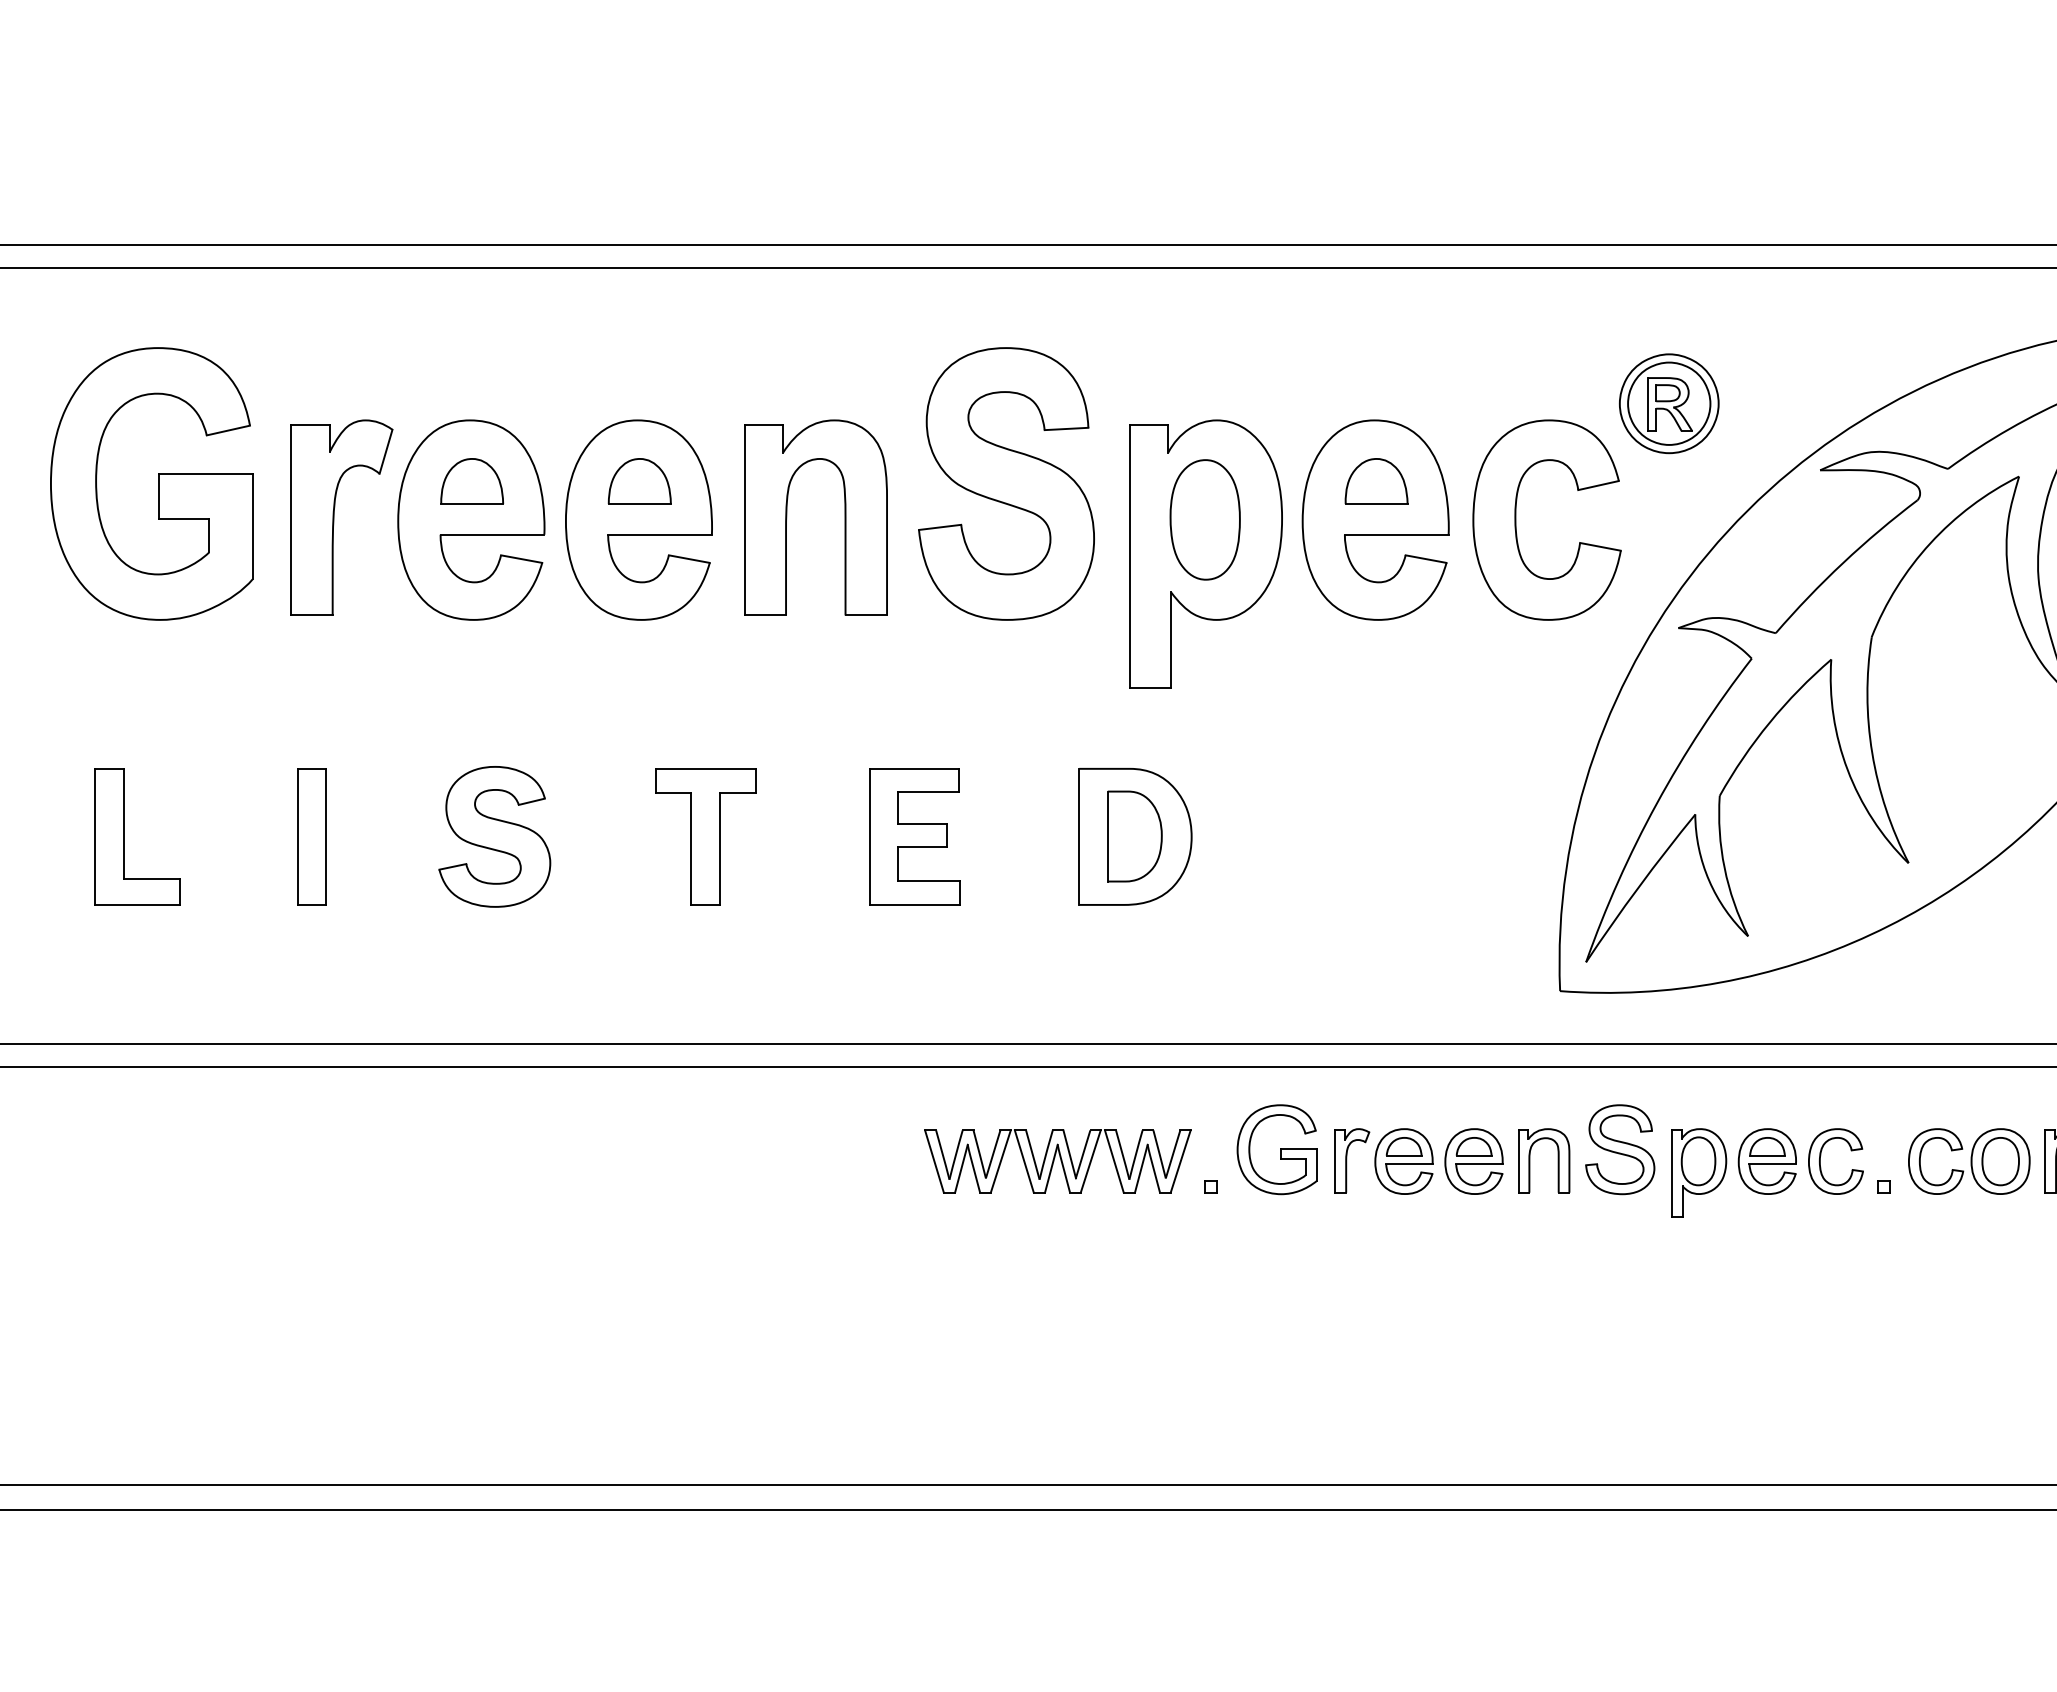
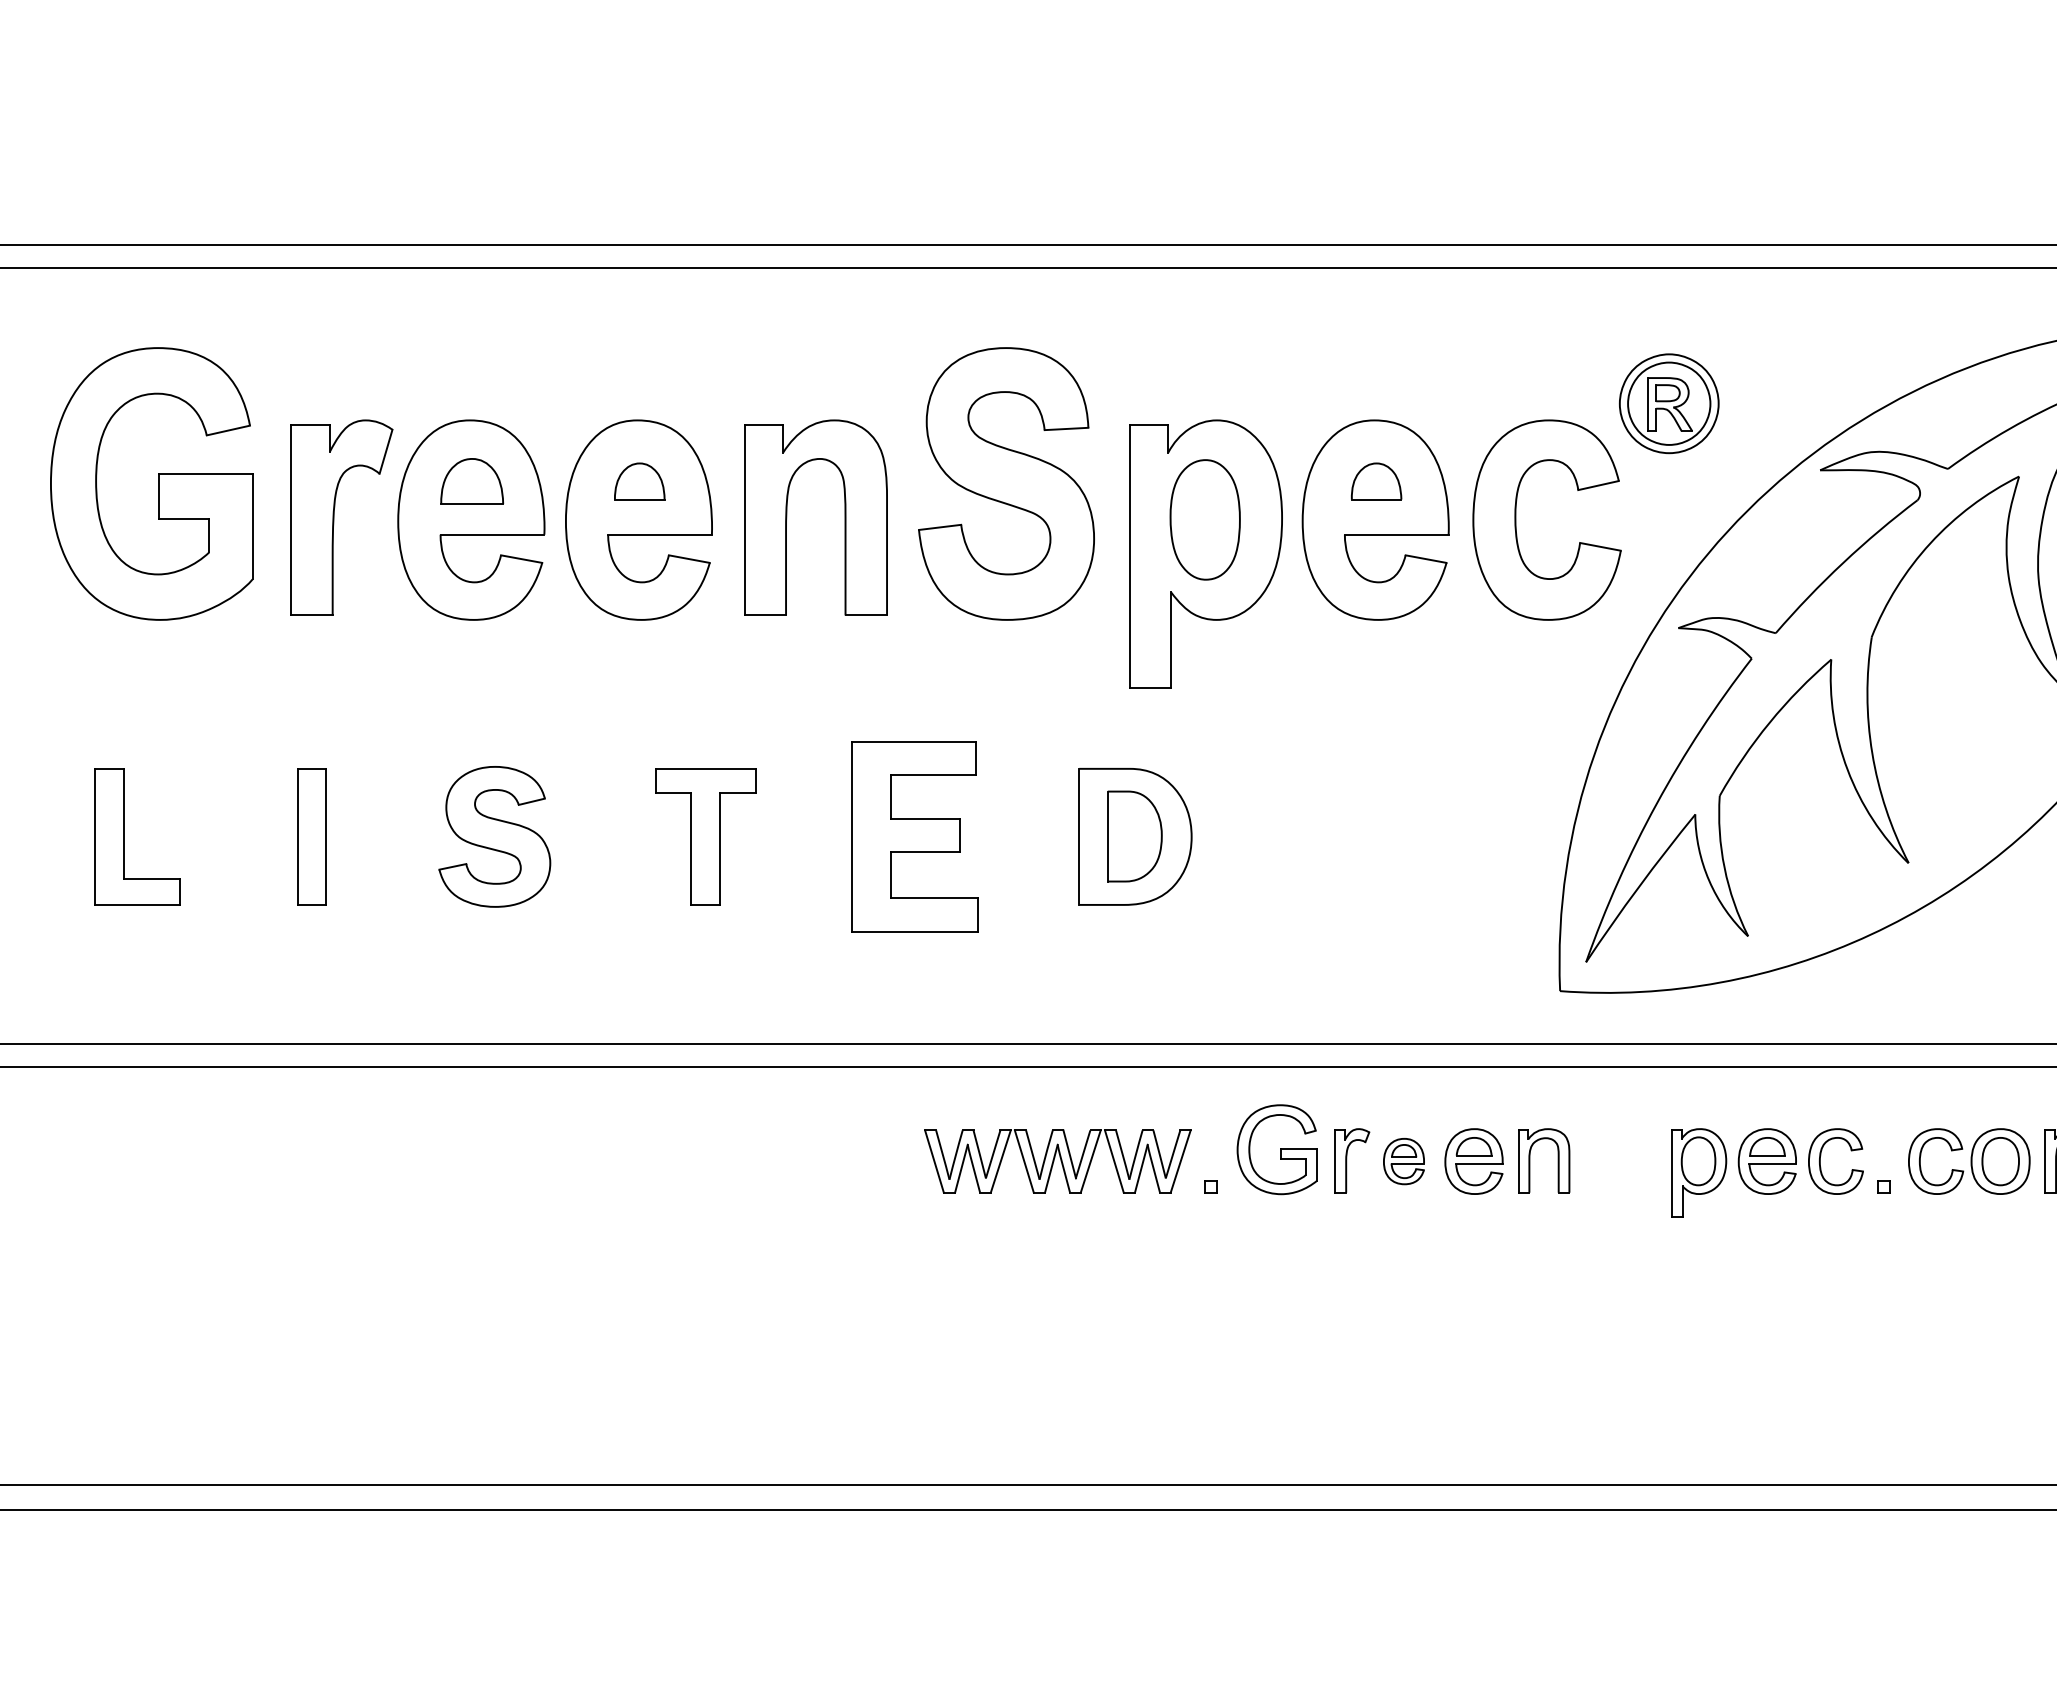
part size: 65x47 px -> 52x39 px (639, 481)
part size: 65x47 px -> 52x39 px (1376, 481)
part size: 92x138 px -> 128x192 px (914, 836)
part: present -> none (1620, 1149)
part size: 60x67 px -> 42x48 px (1403, 1161)
